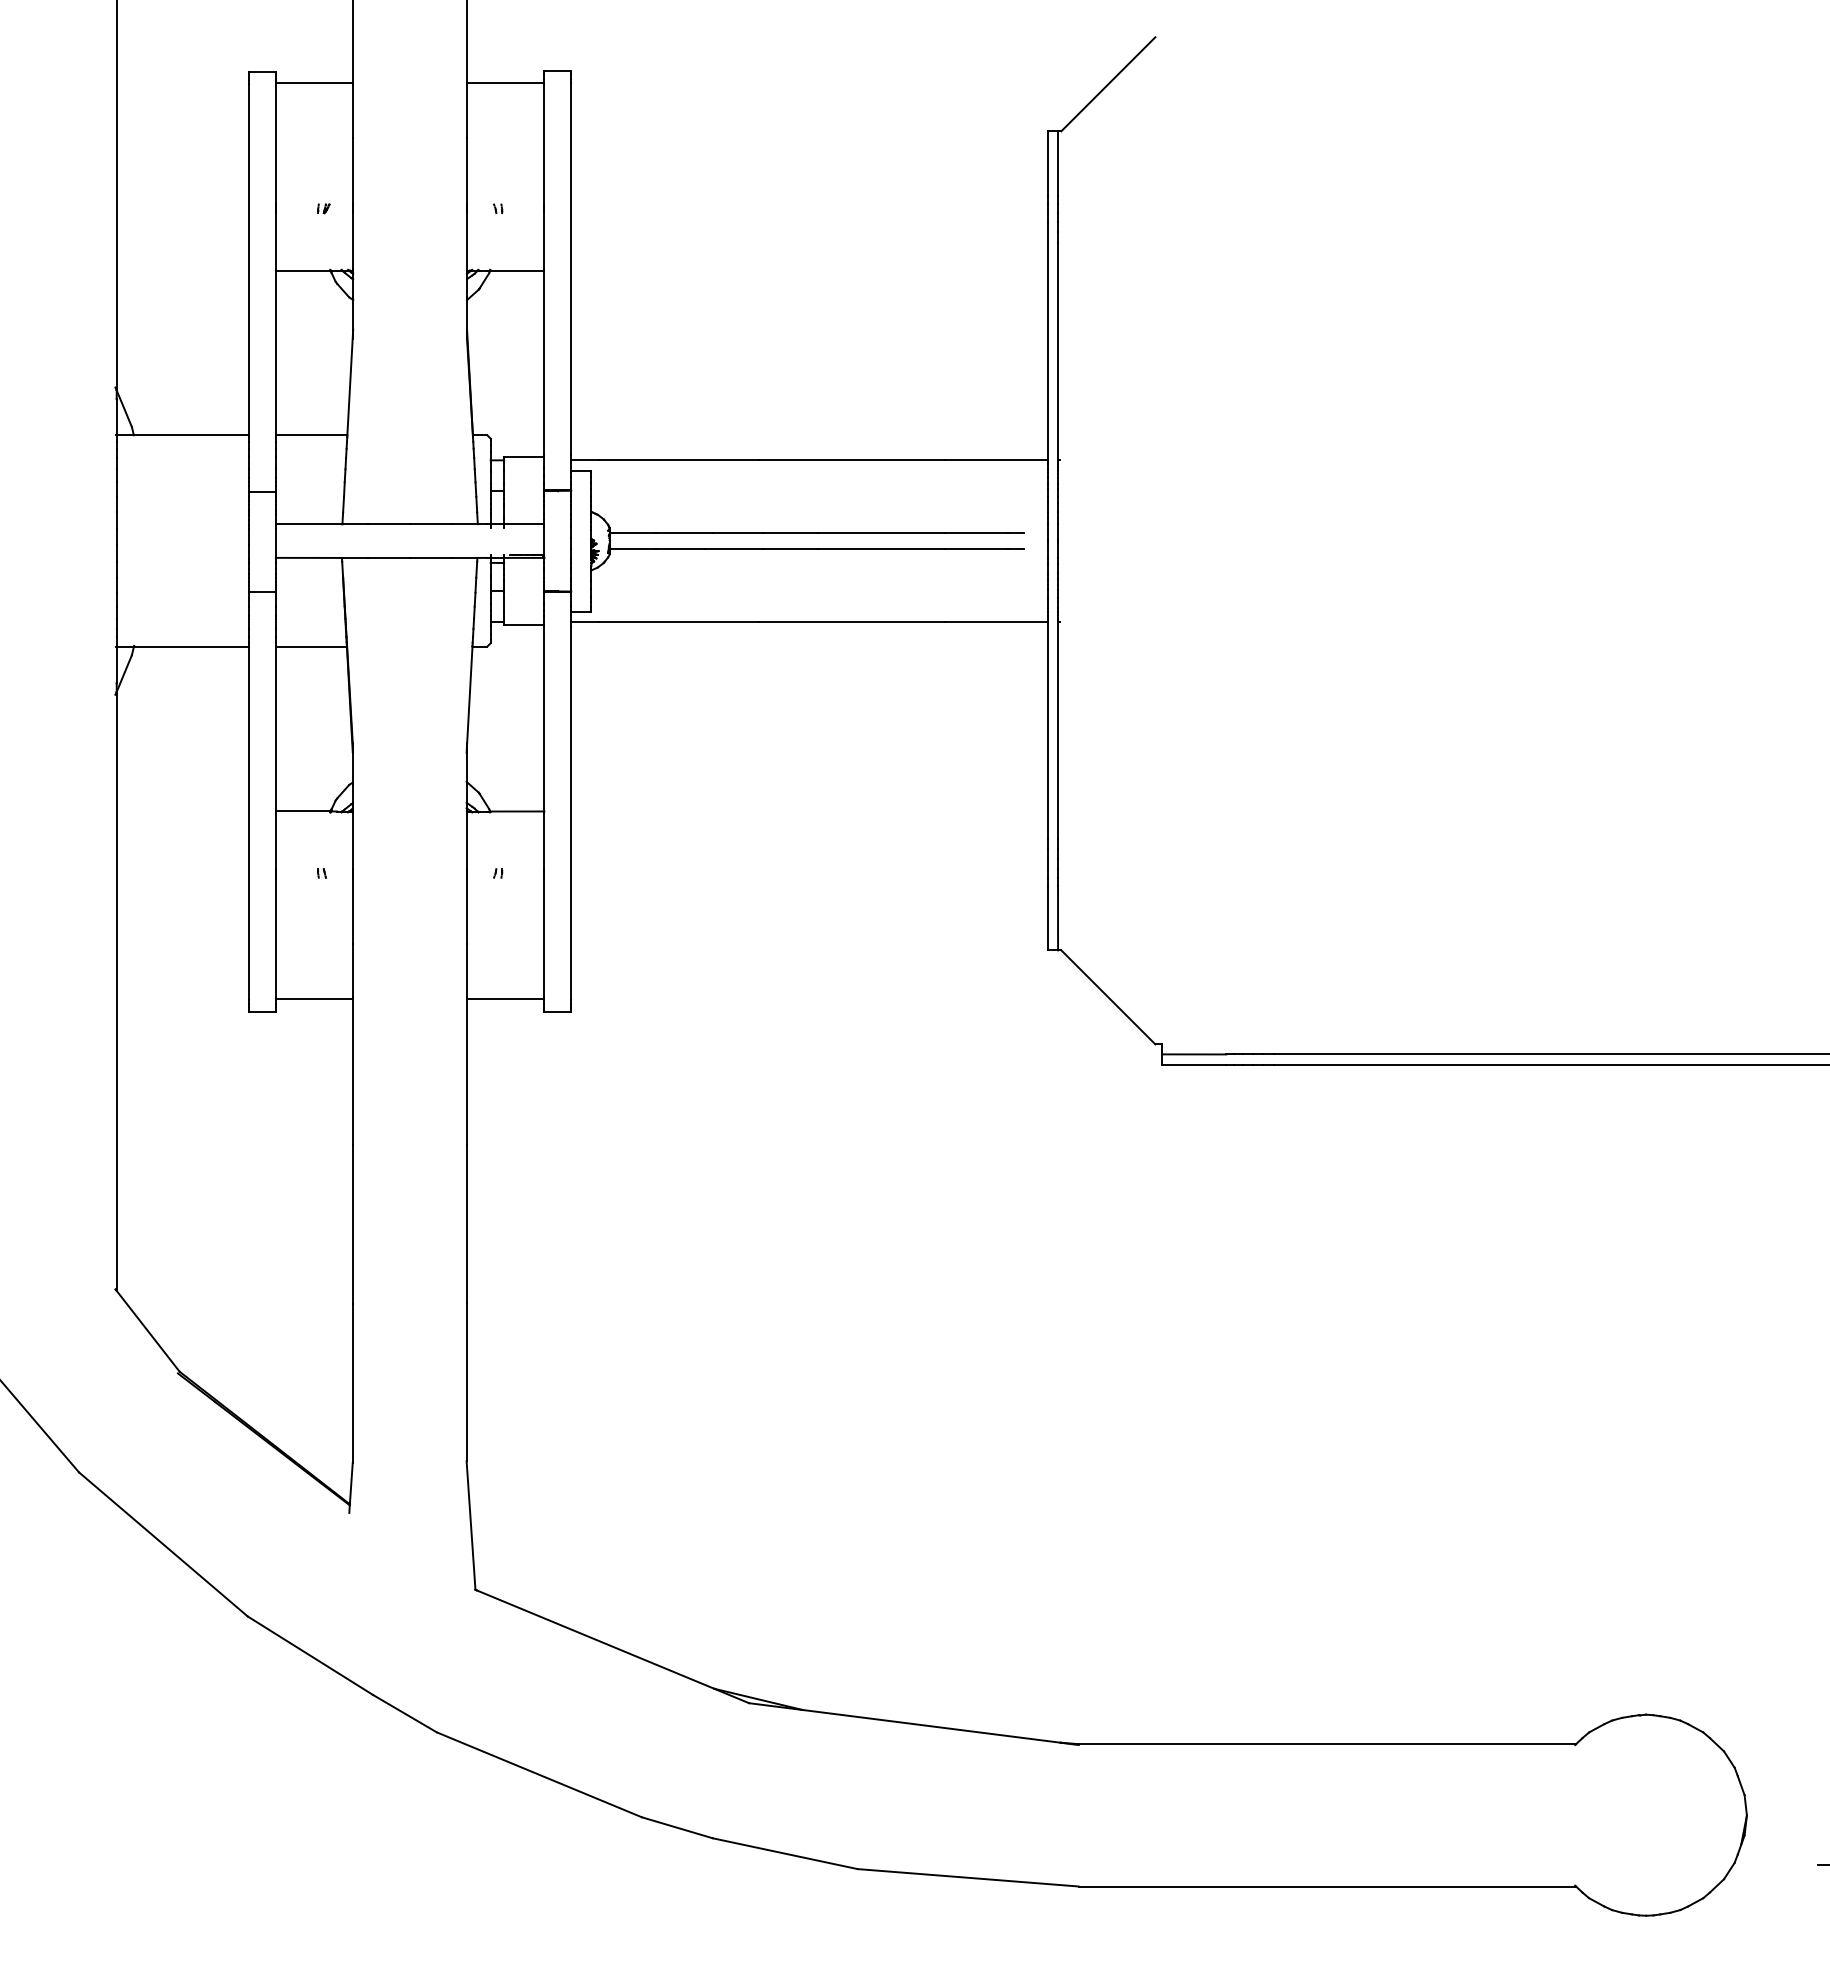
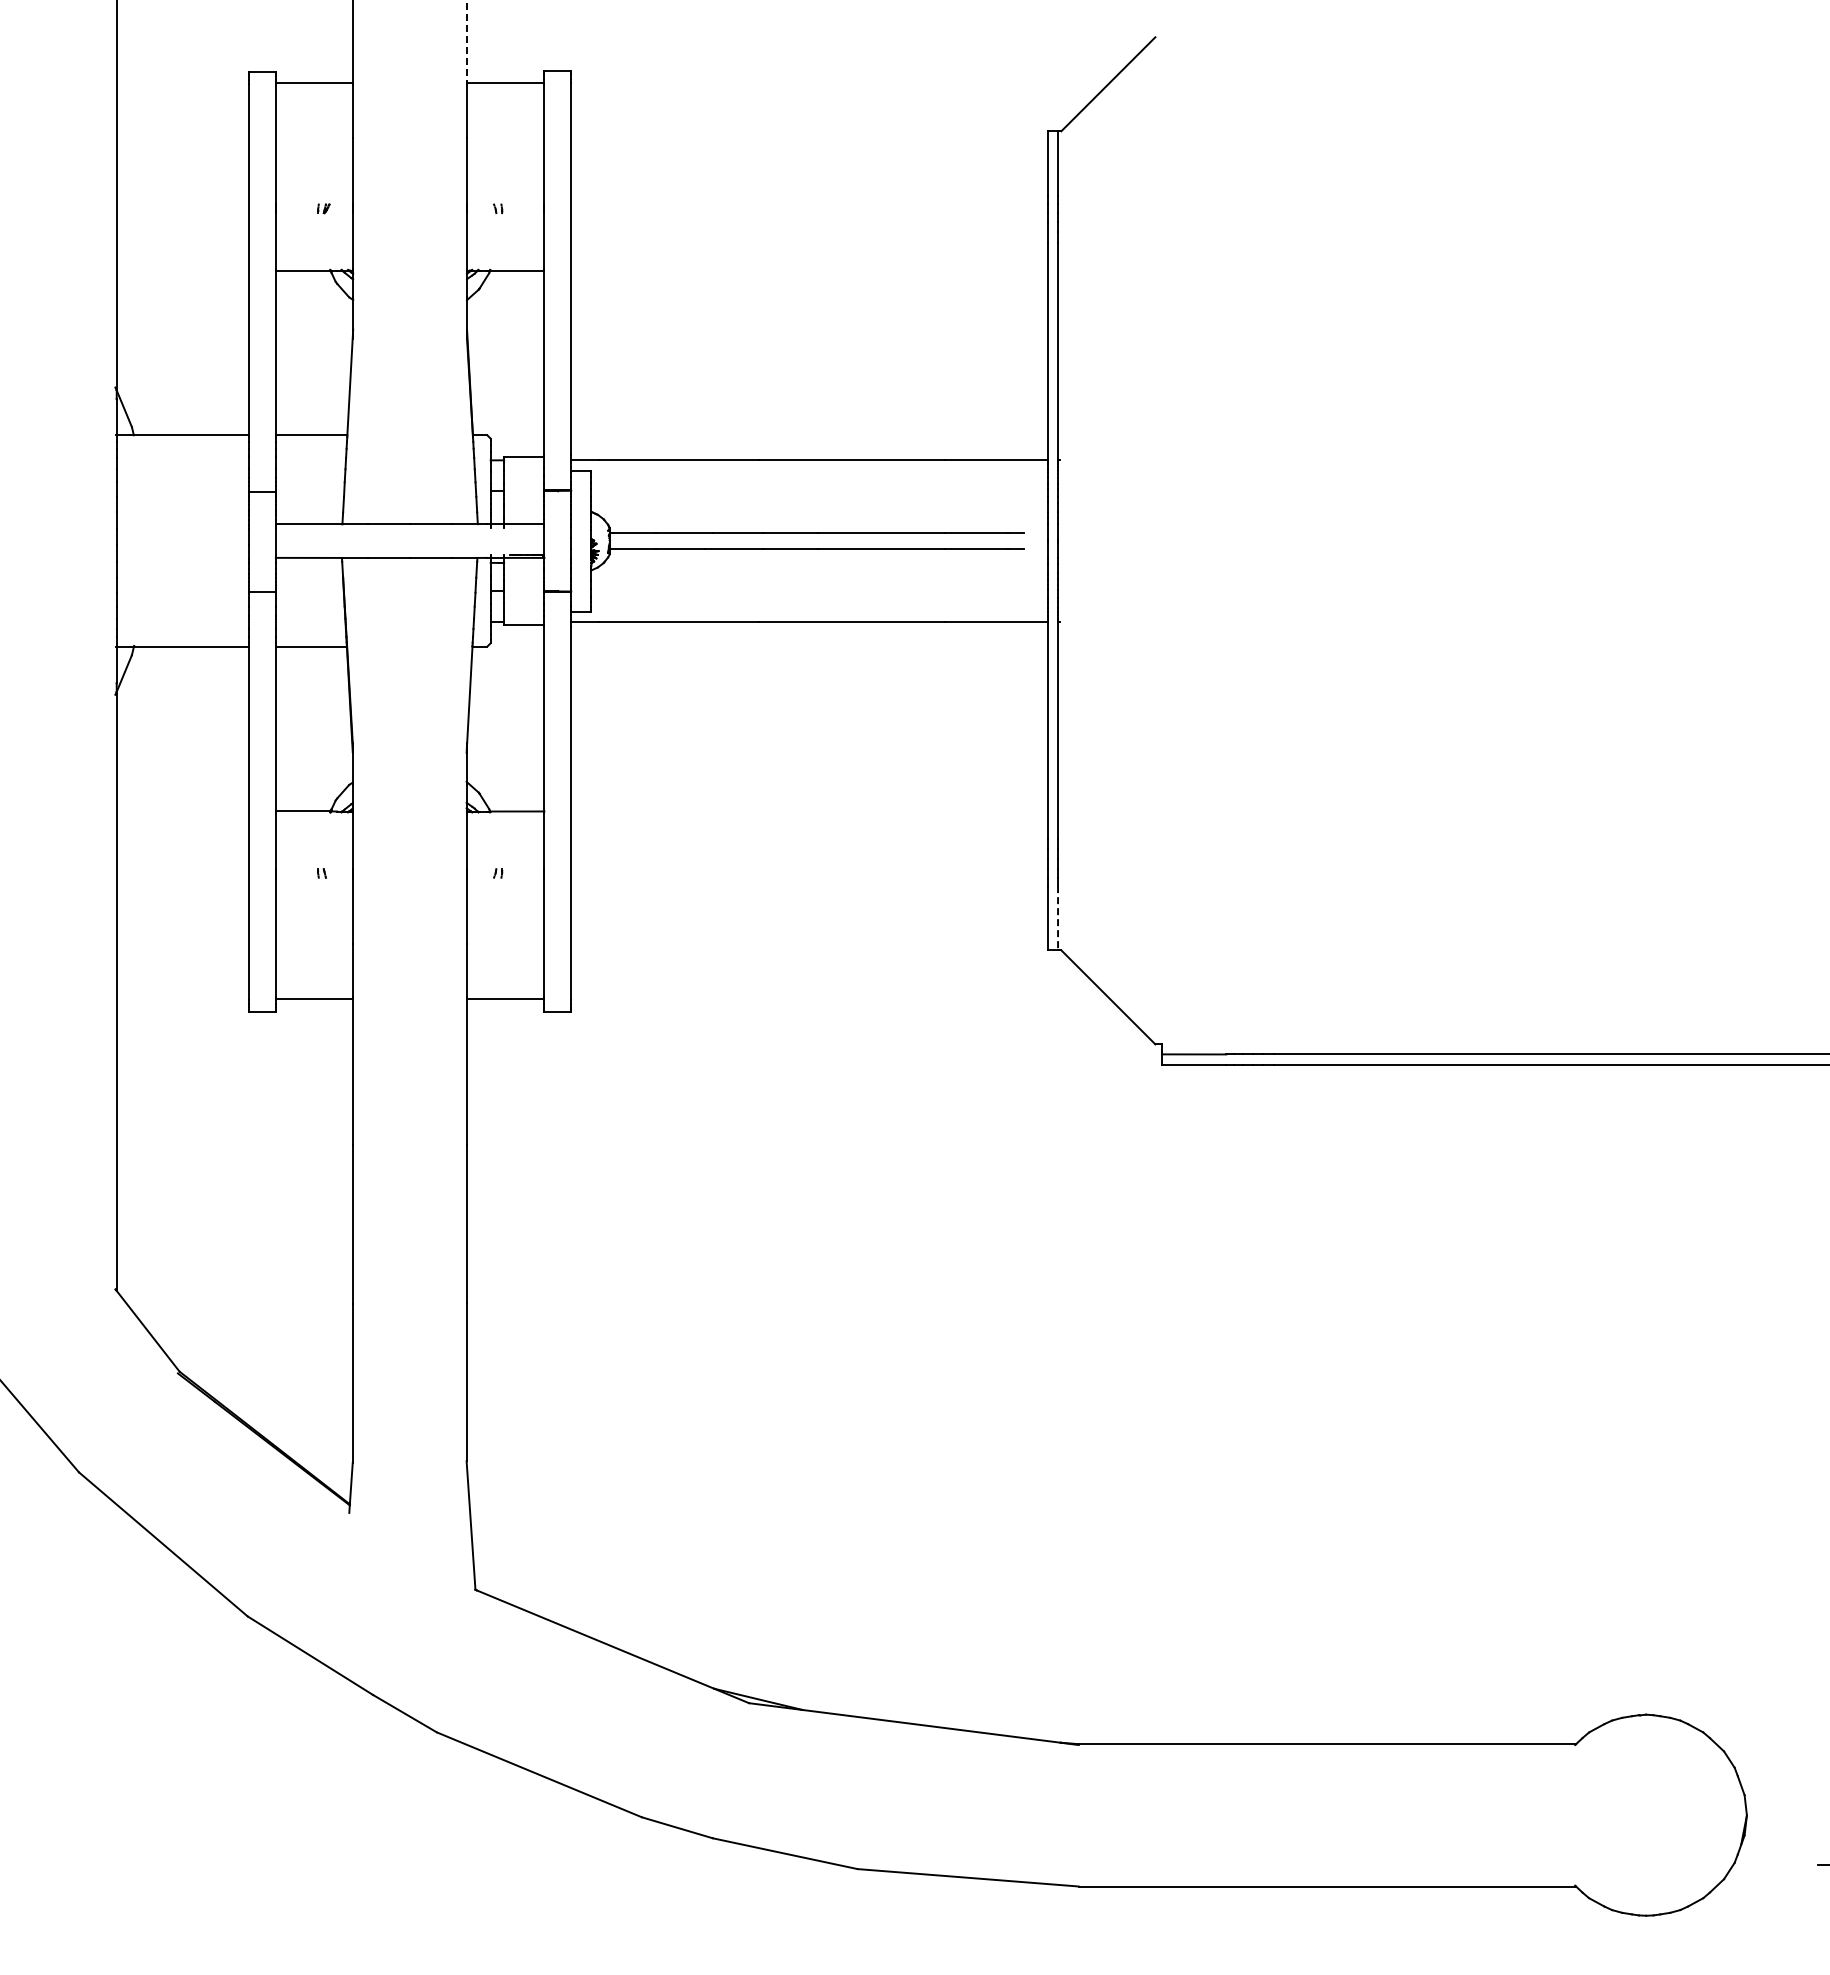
line: solid -> dashed (467, 42)
line: solid -> dashed (1058, 918)
